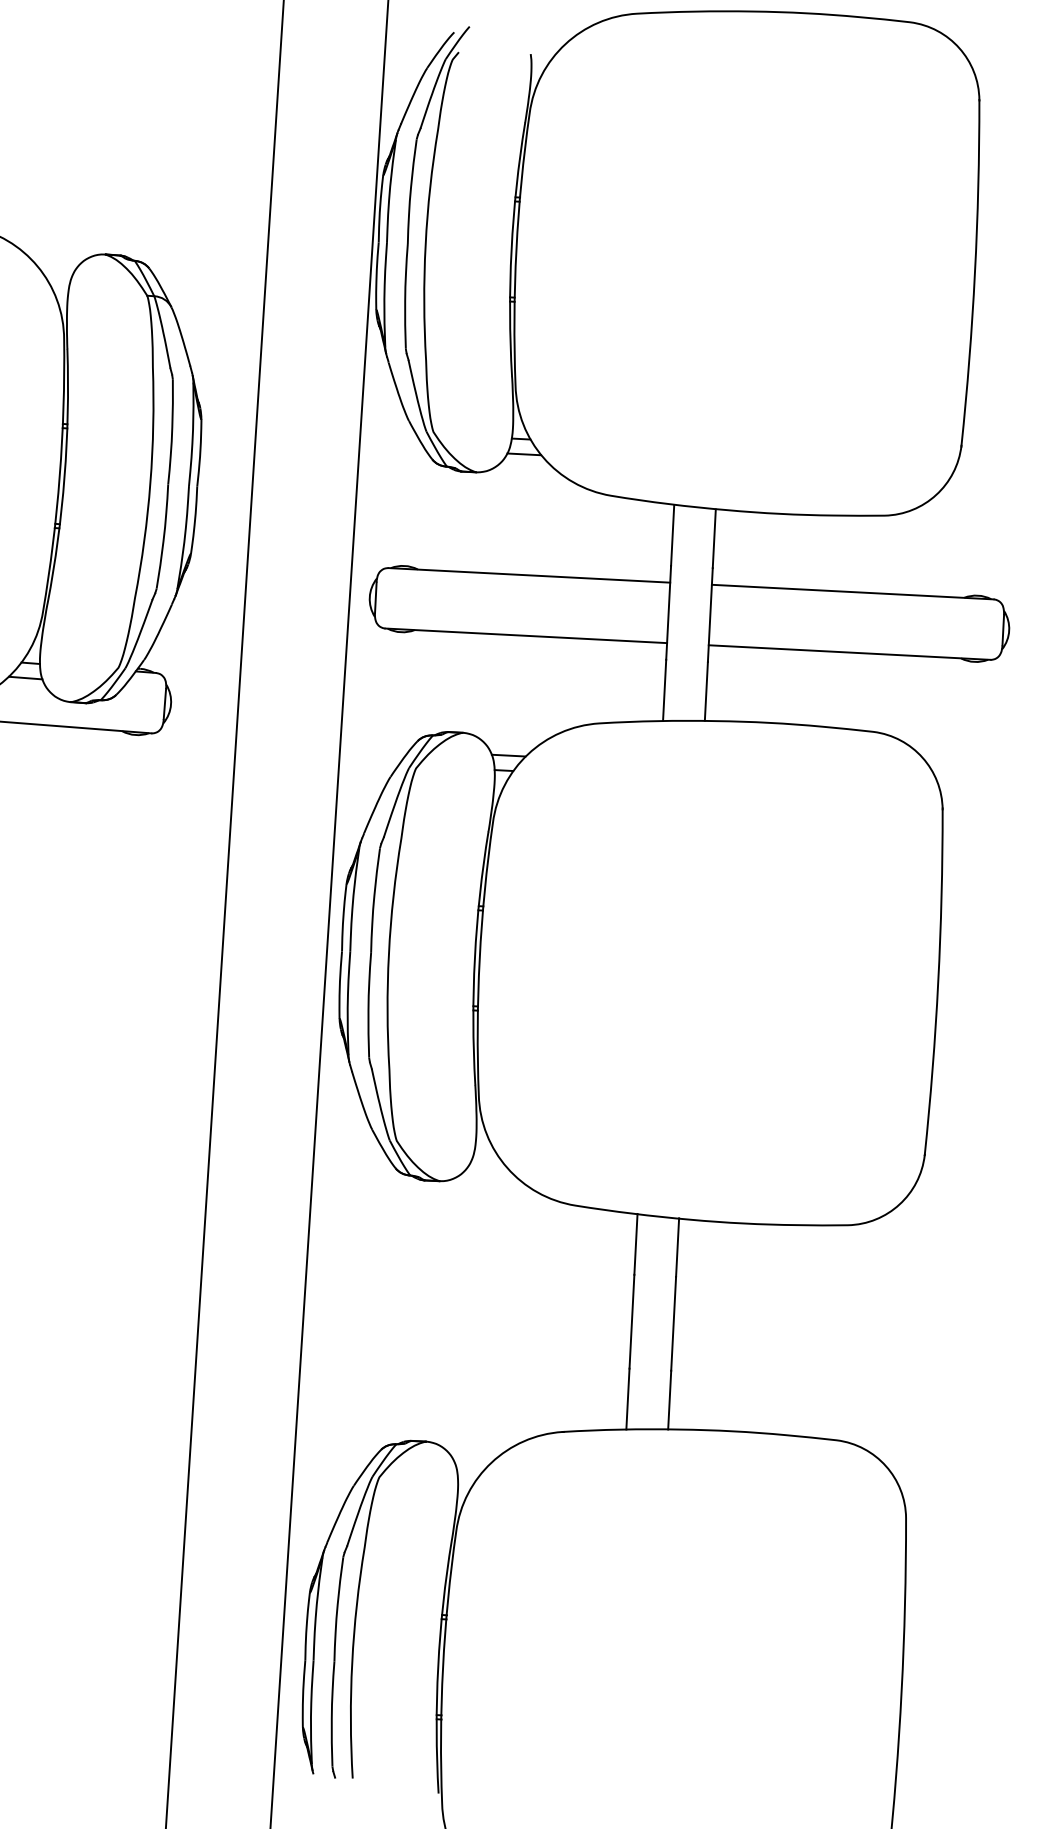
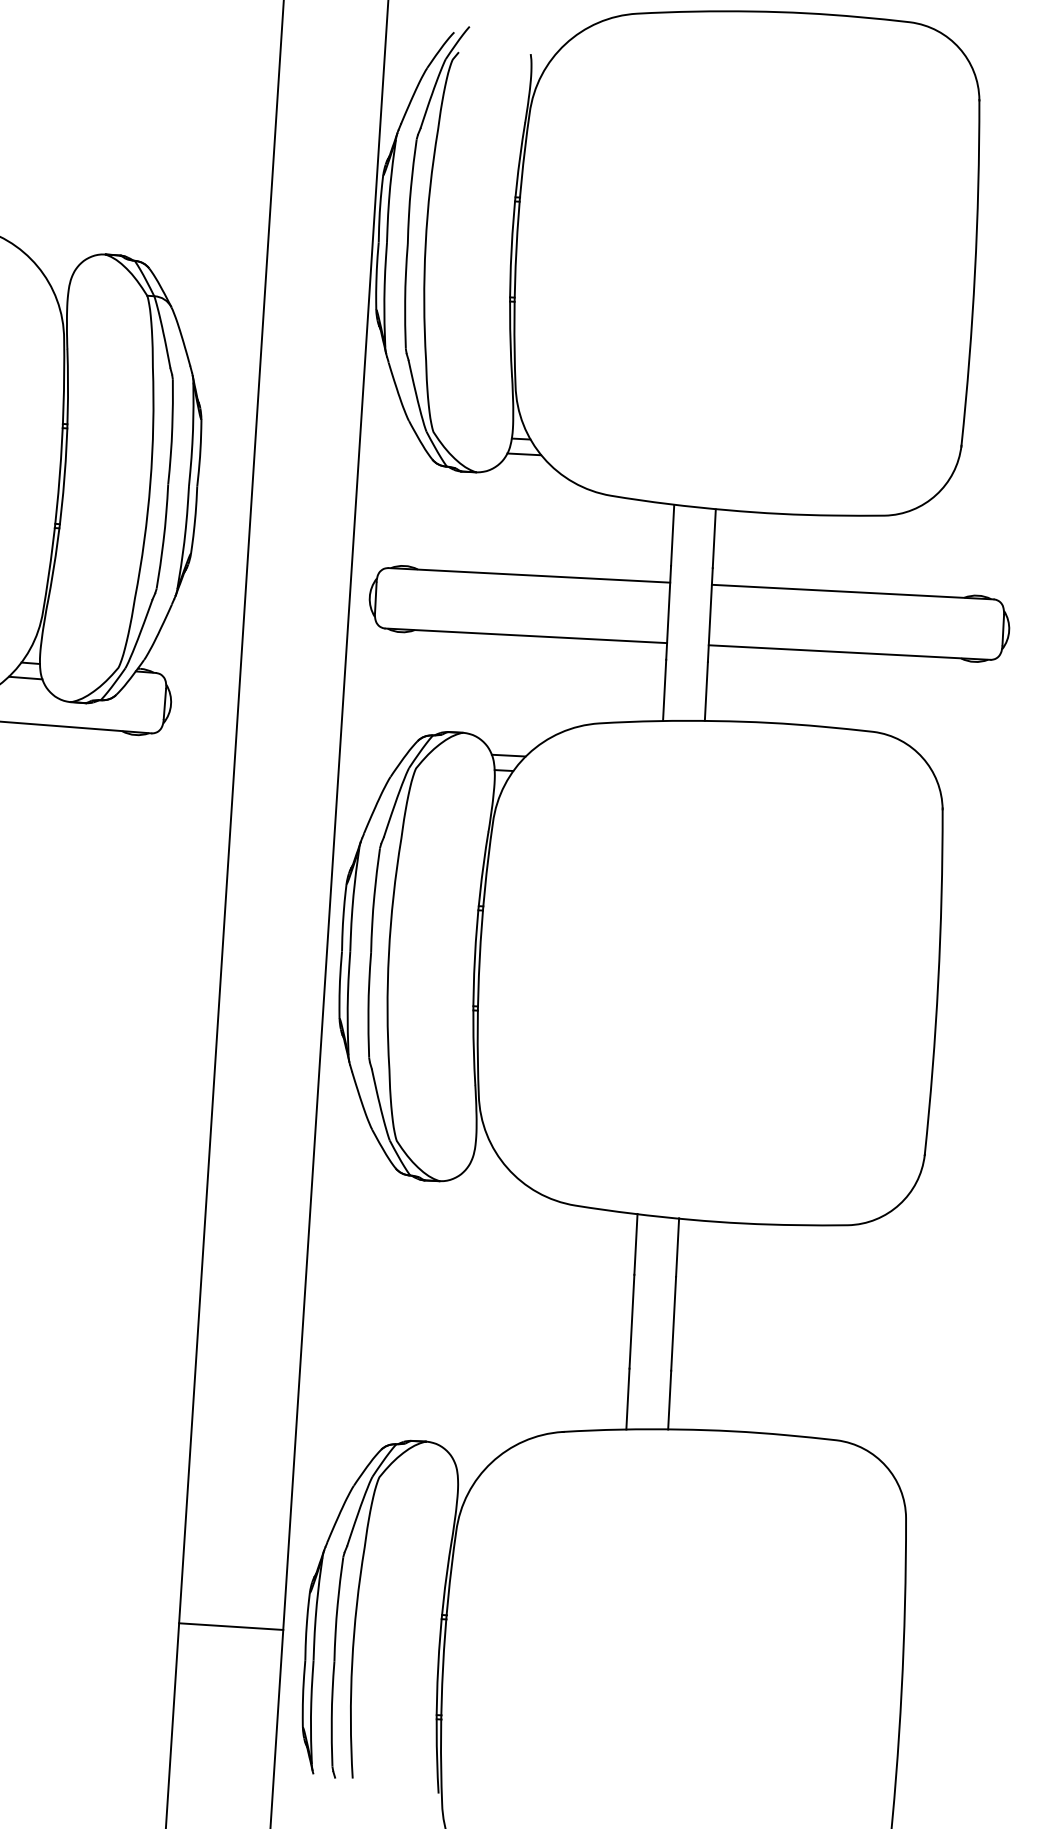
line: none -> present (231, 1626)
